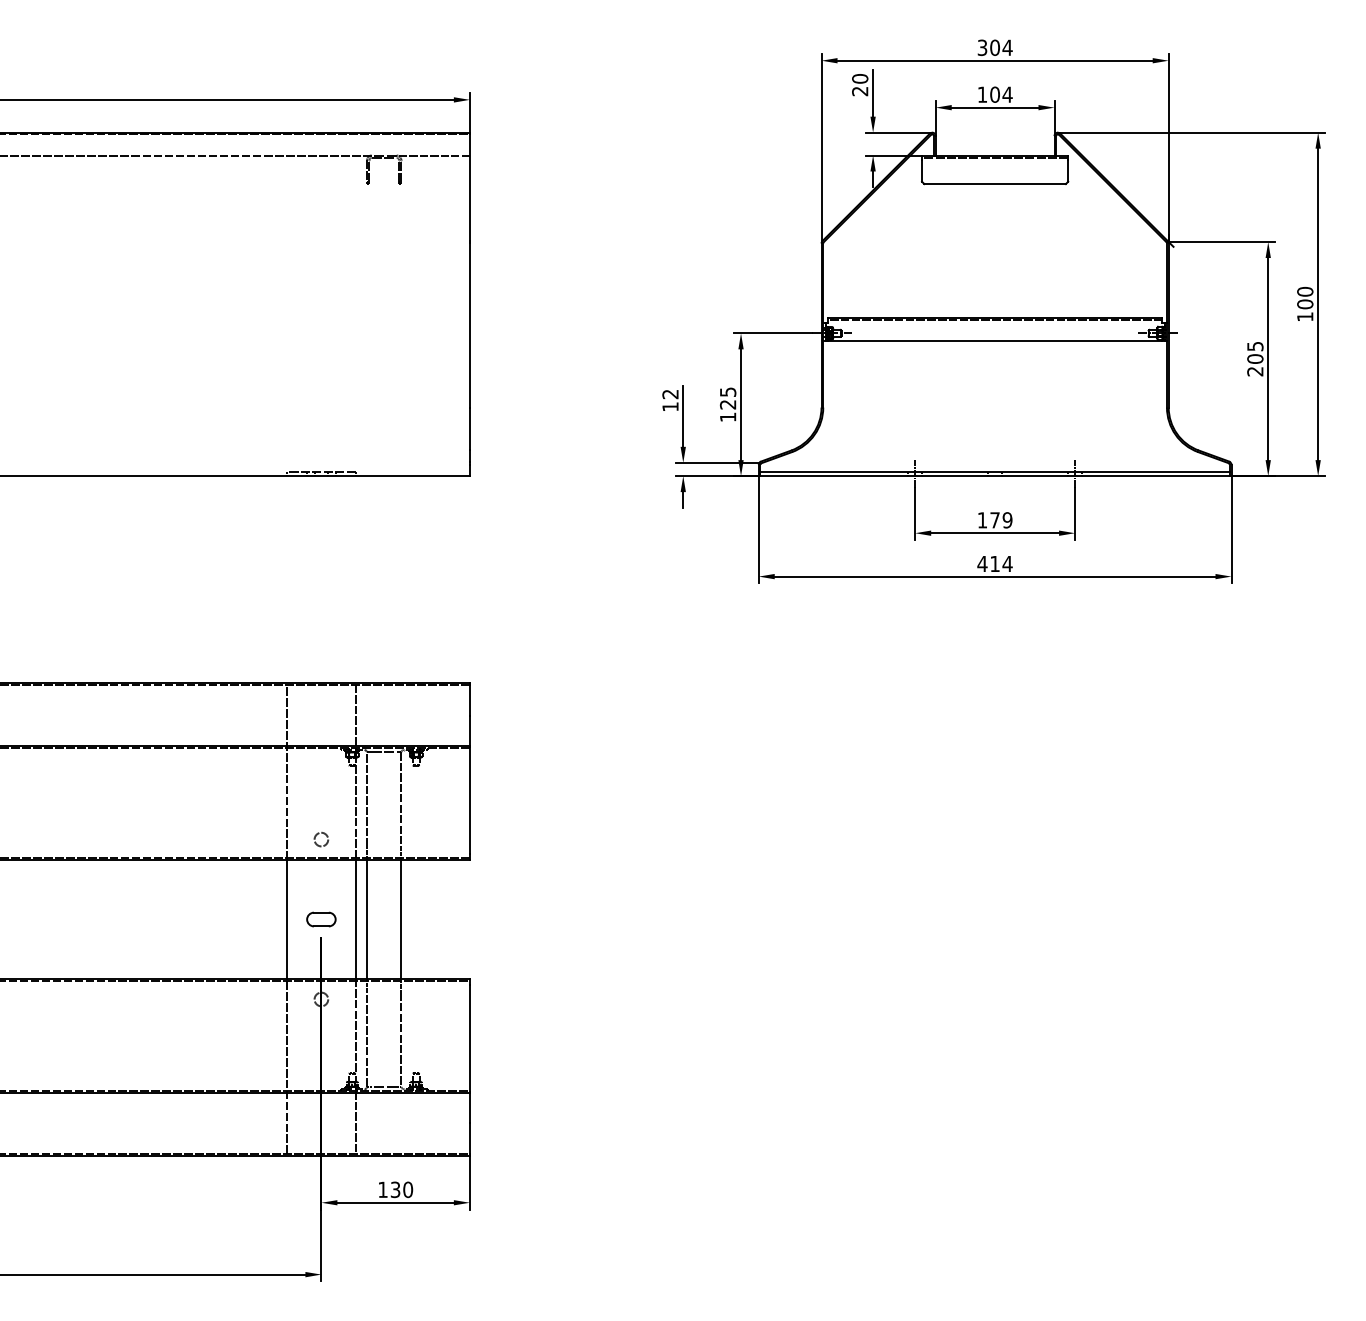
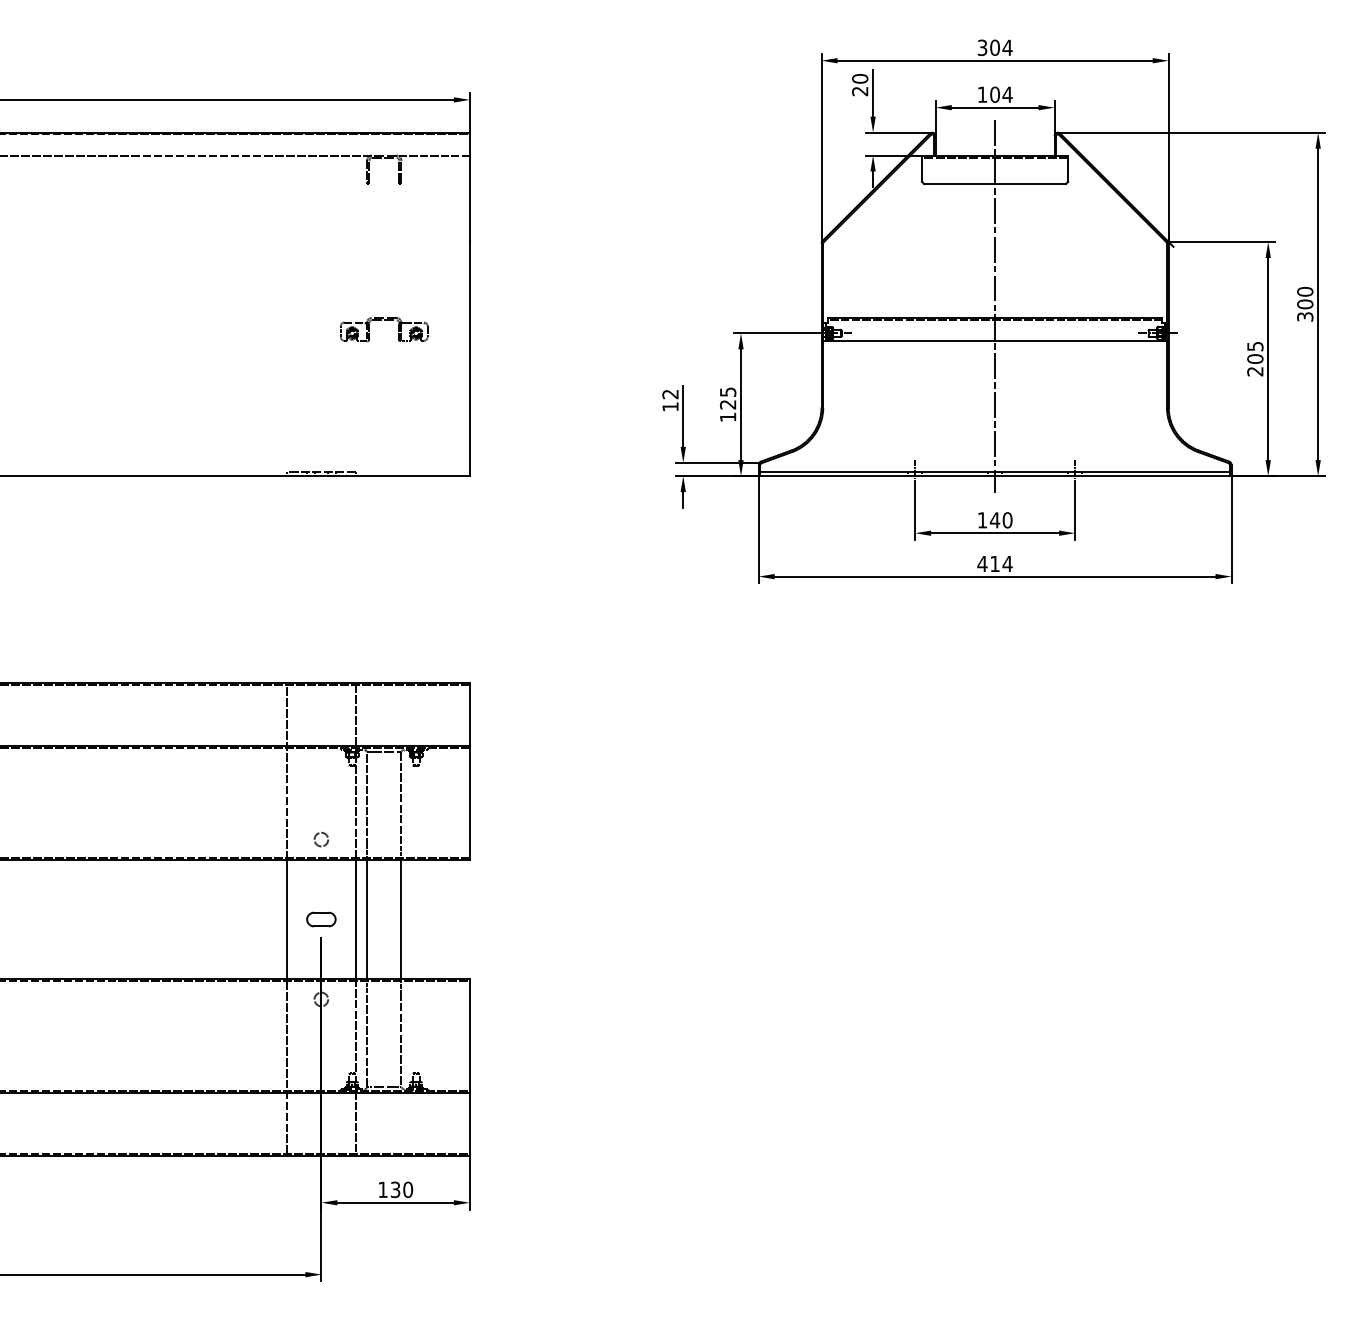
line: none -> present (995, 306)
text: 100 -> 300 (1305, 316)
part: none -> present (384, 320)
text: 179 -> 140 (1000, 520)
